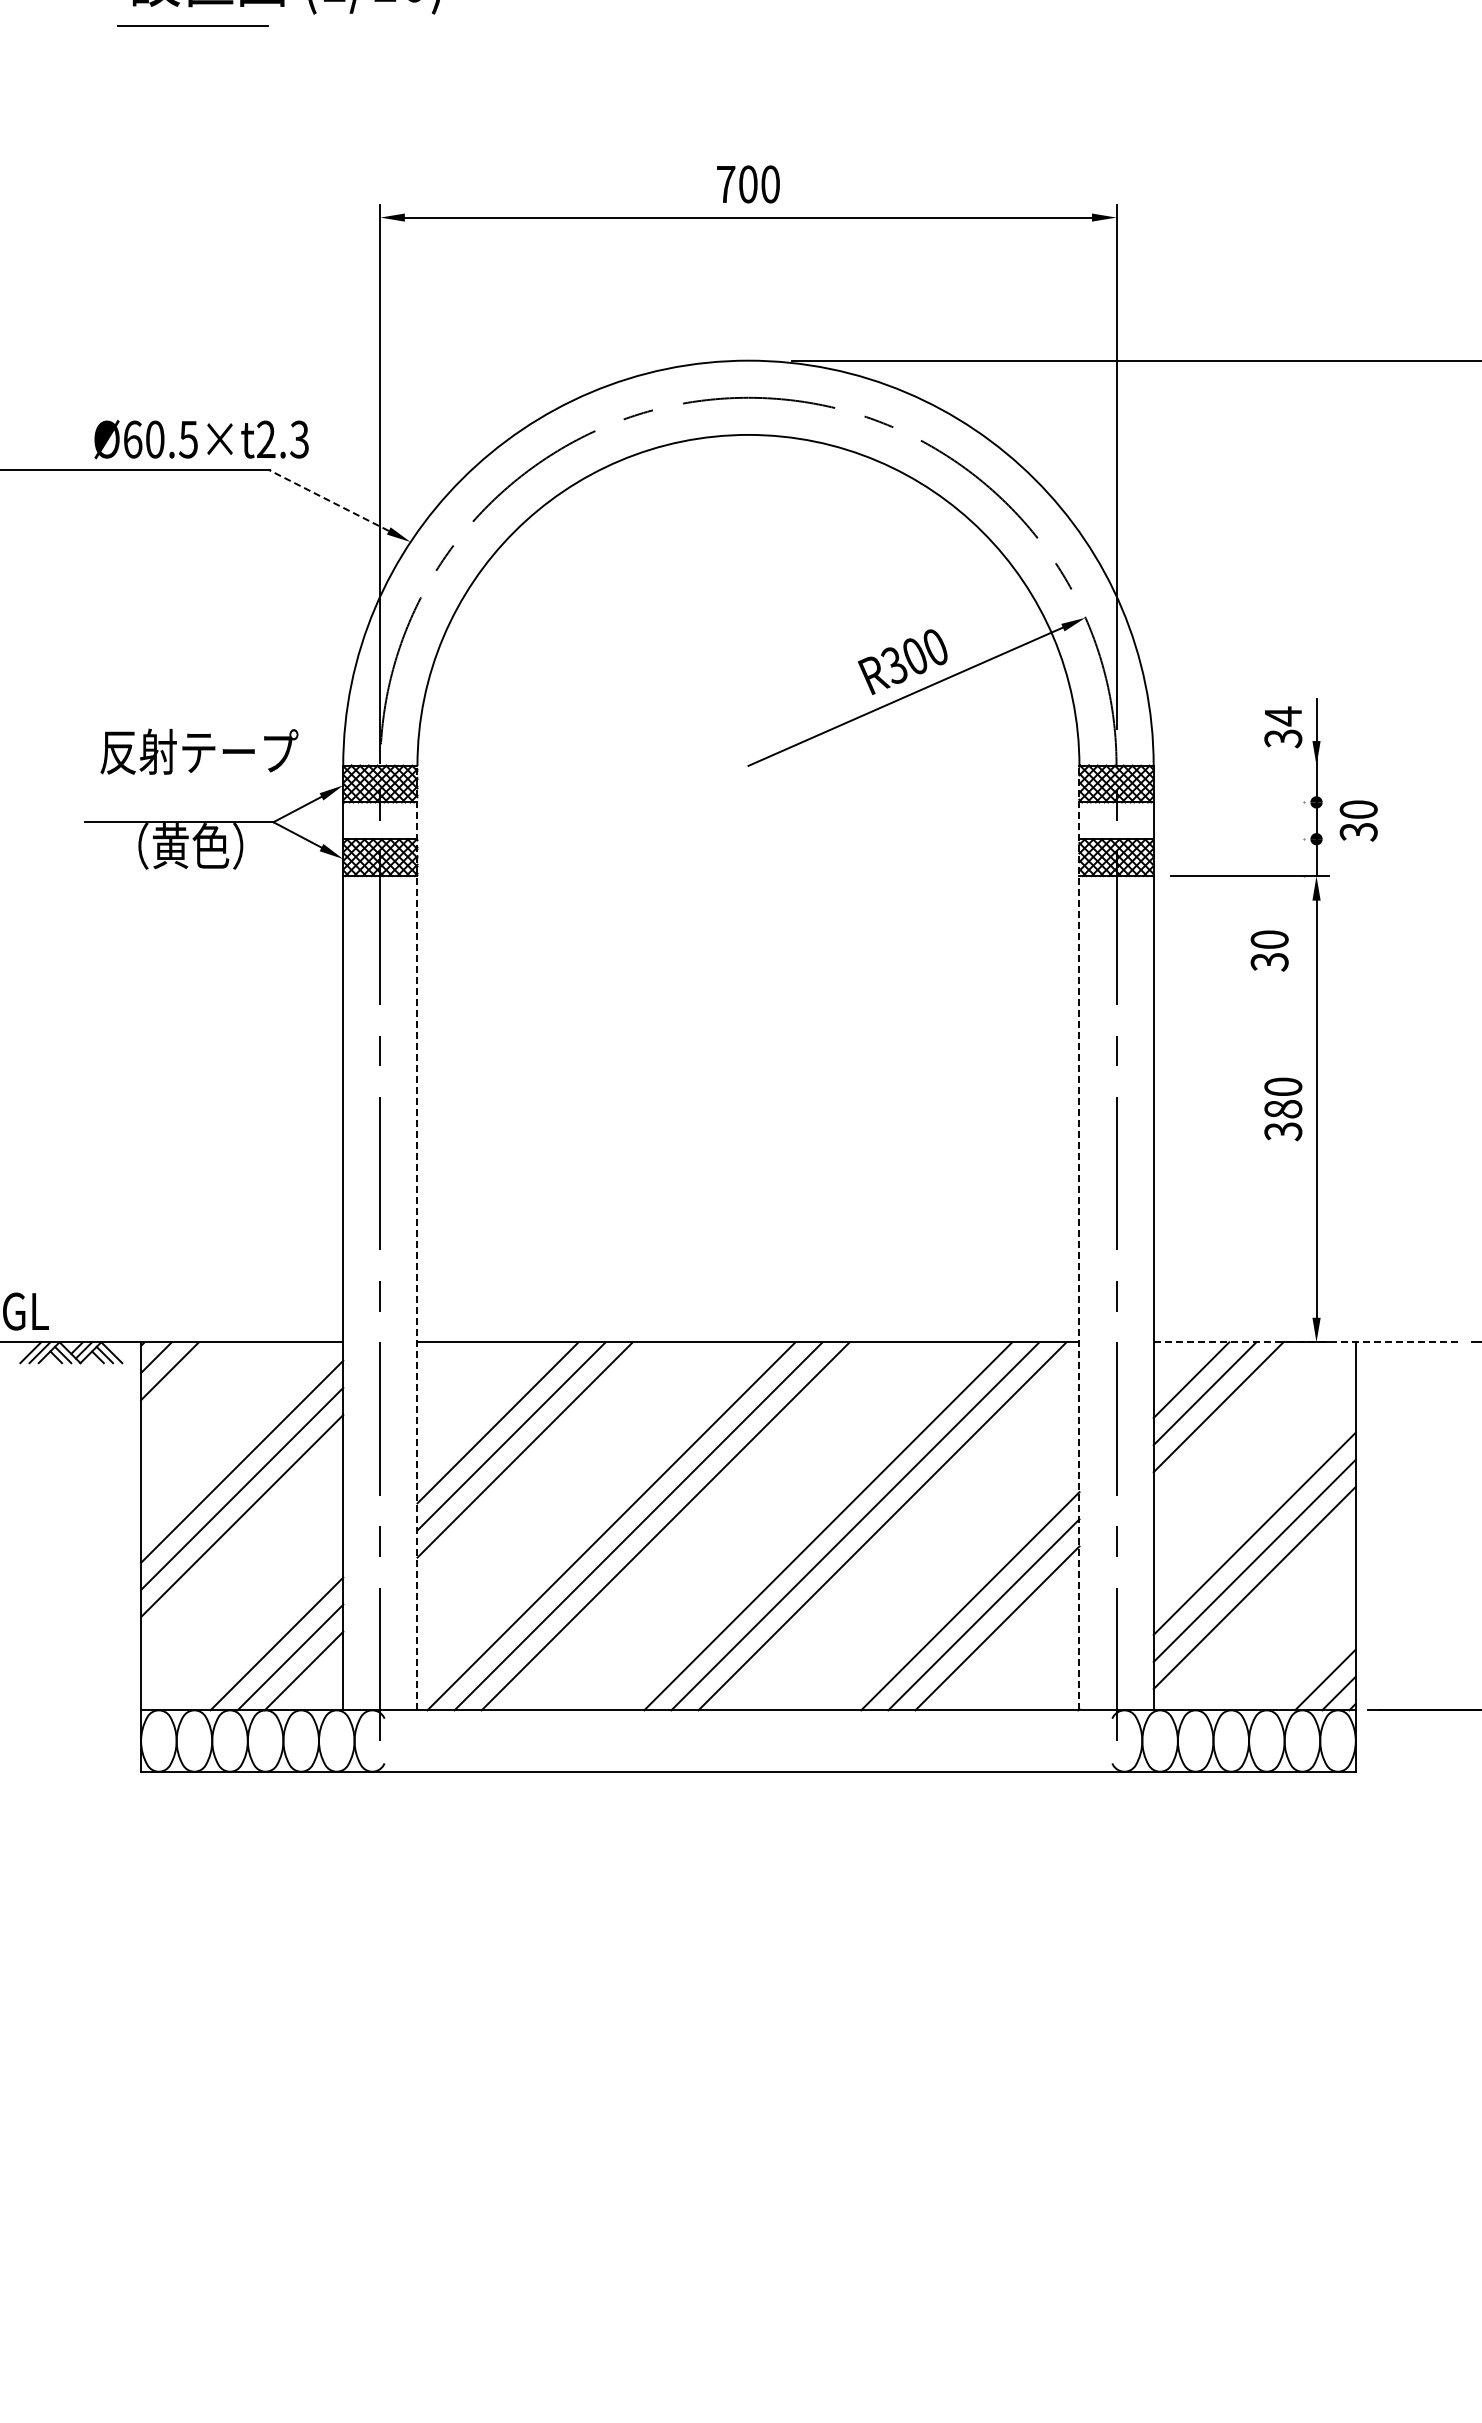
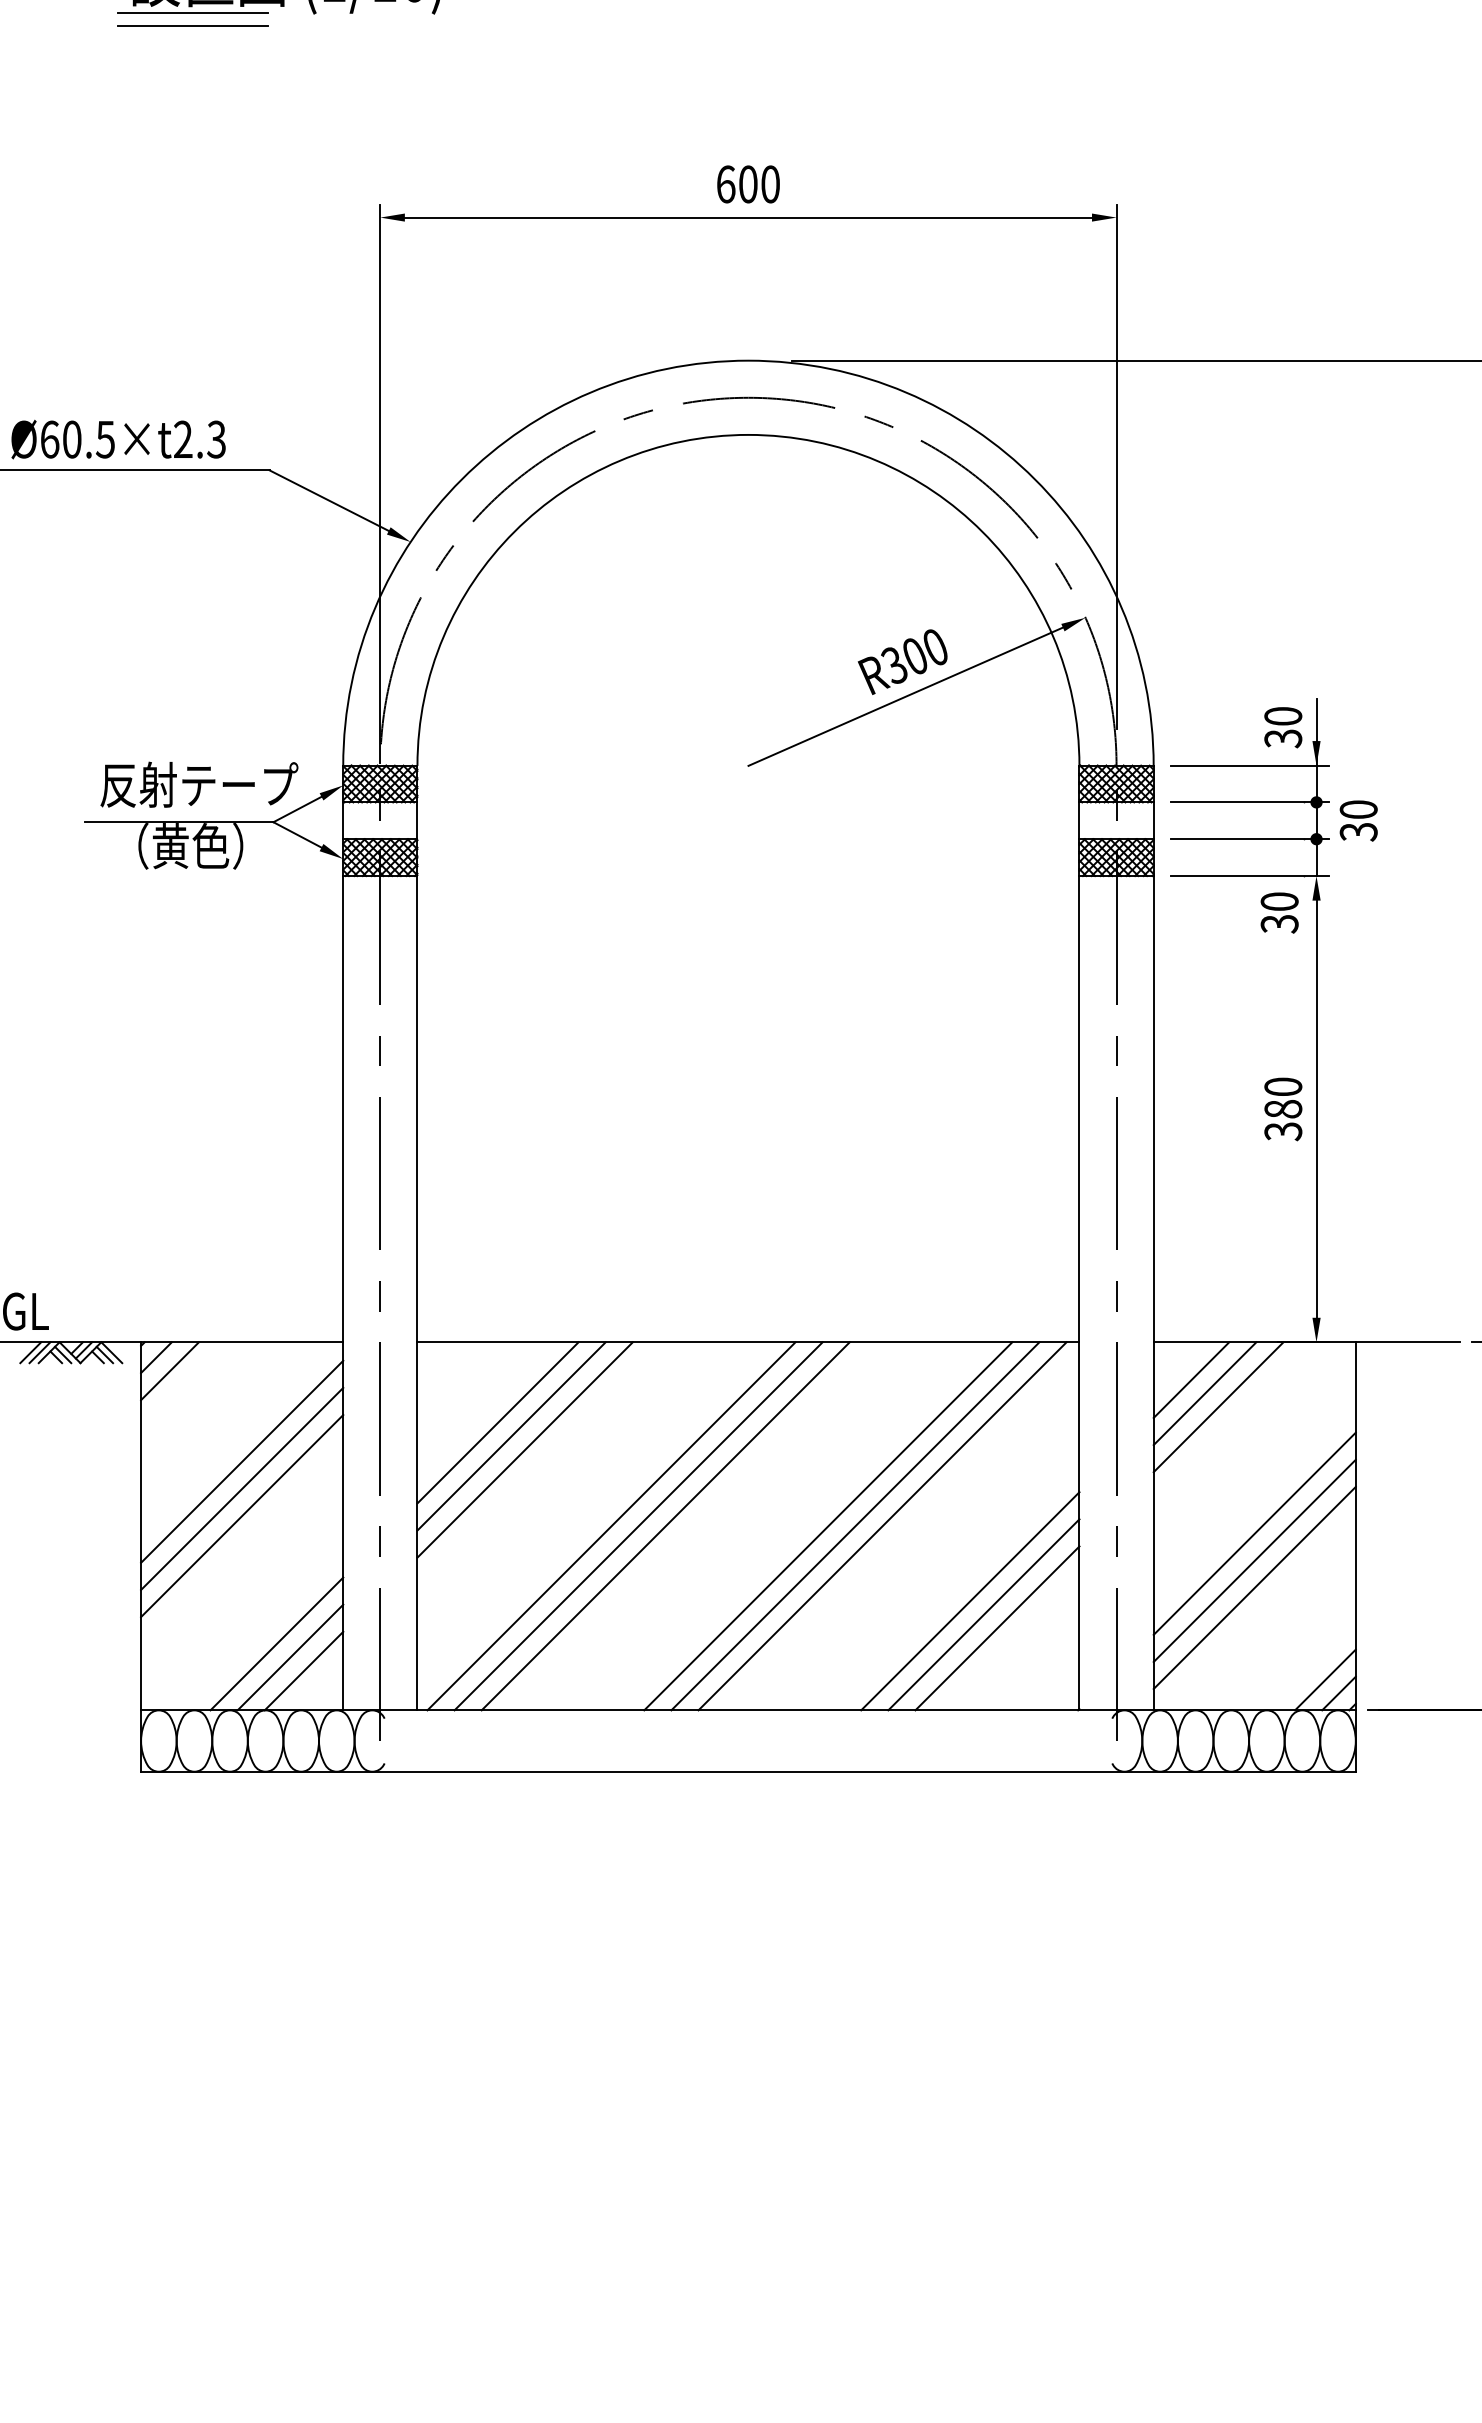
line: none -> present (192, 13)
text: 700 -> 600 (726, 184)
text position: (201, 439) -> (118, 439) (118, 439)
line: dashed -> solid (329, 500)
text: 34 -> 30 (1283, 716)
text position: (199, 751) -> (199, 784) (199, 784)
line: none -> present (1249, 765)
line: none -> present (1249, 802)
line: none -> present (1249, 839)
text position: (1269, 950) -> (1279, 912) (1279, 912)
line: dashed -> solid (417, 1237)
line: dashed -> solid (1079, 1237)
line: dashed -> solid (1307, 1342)
